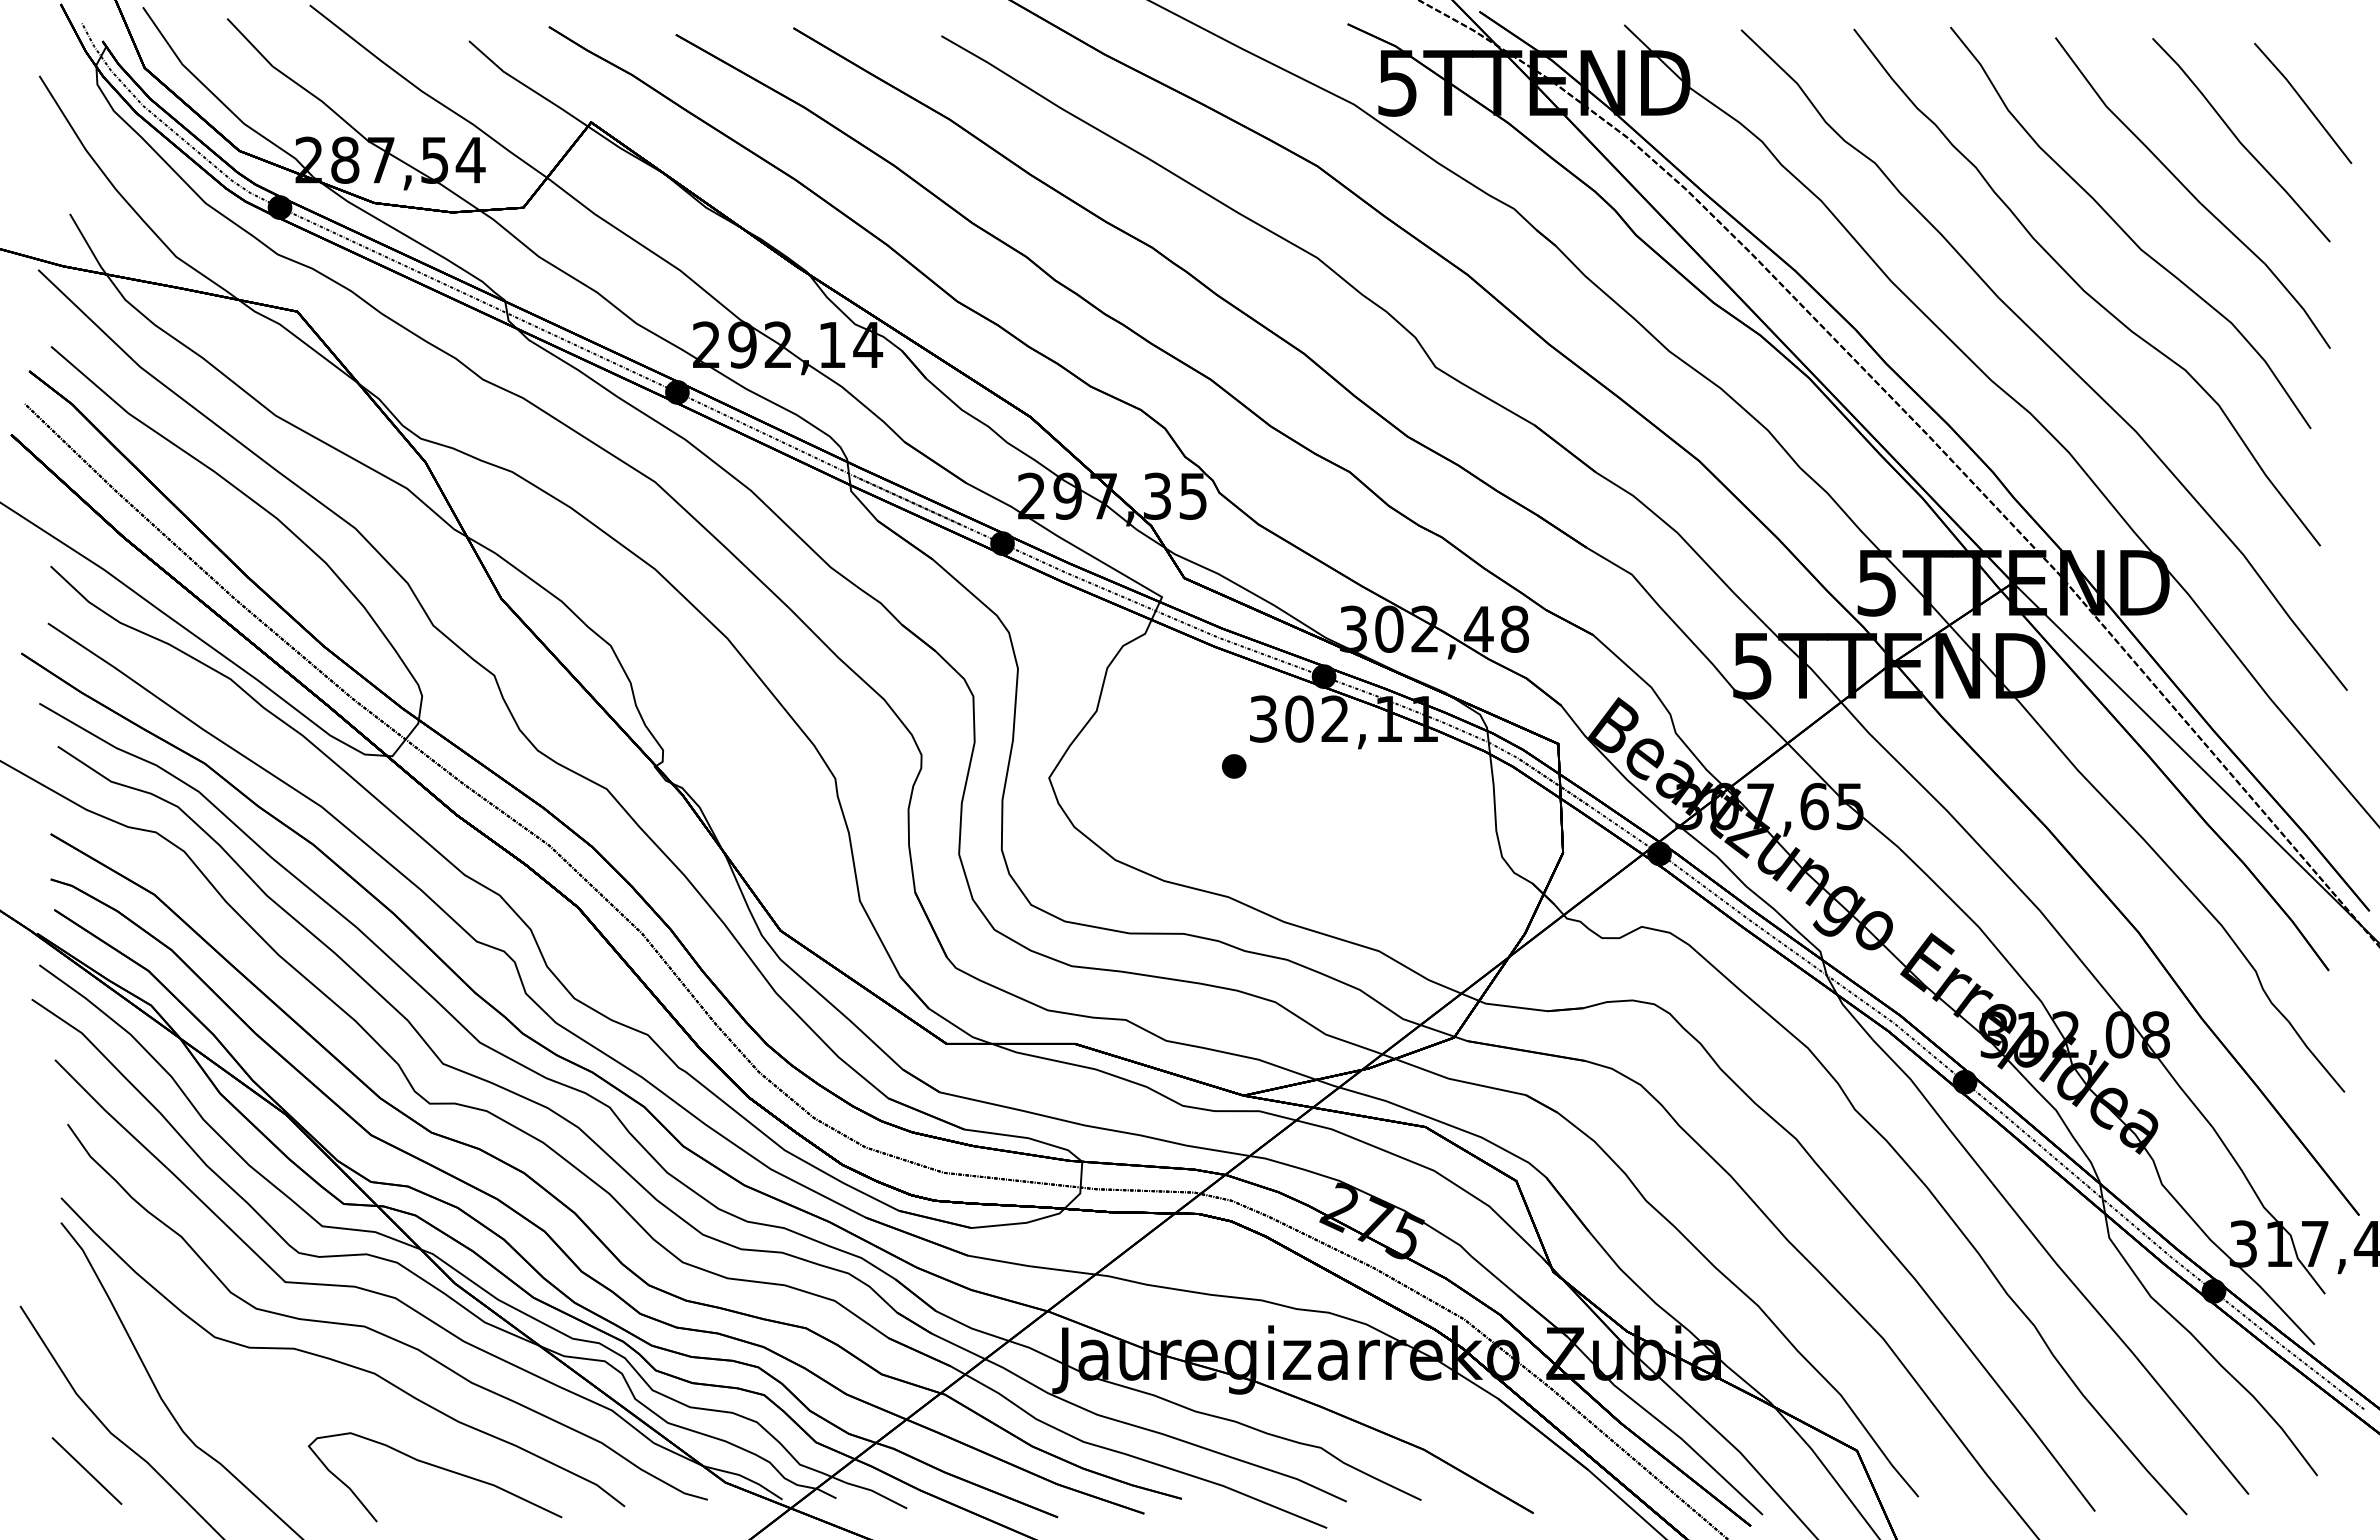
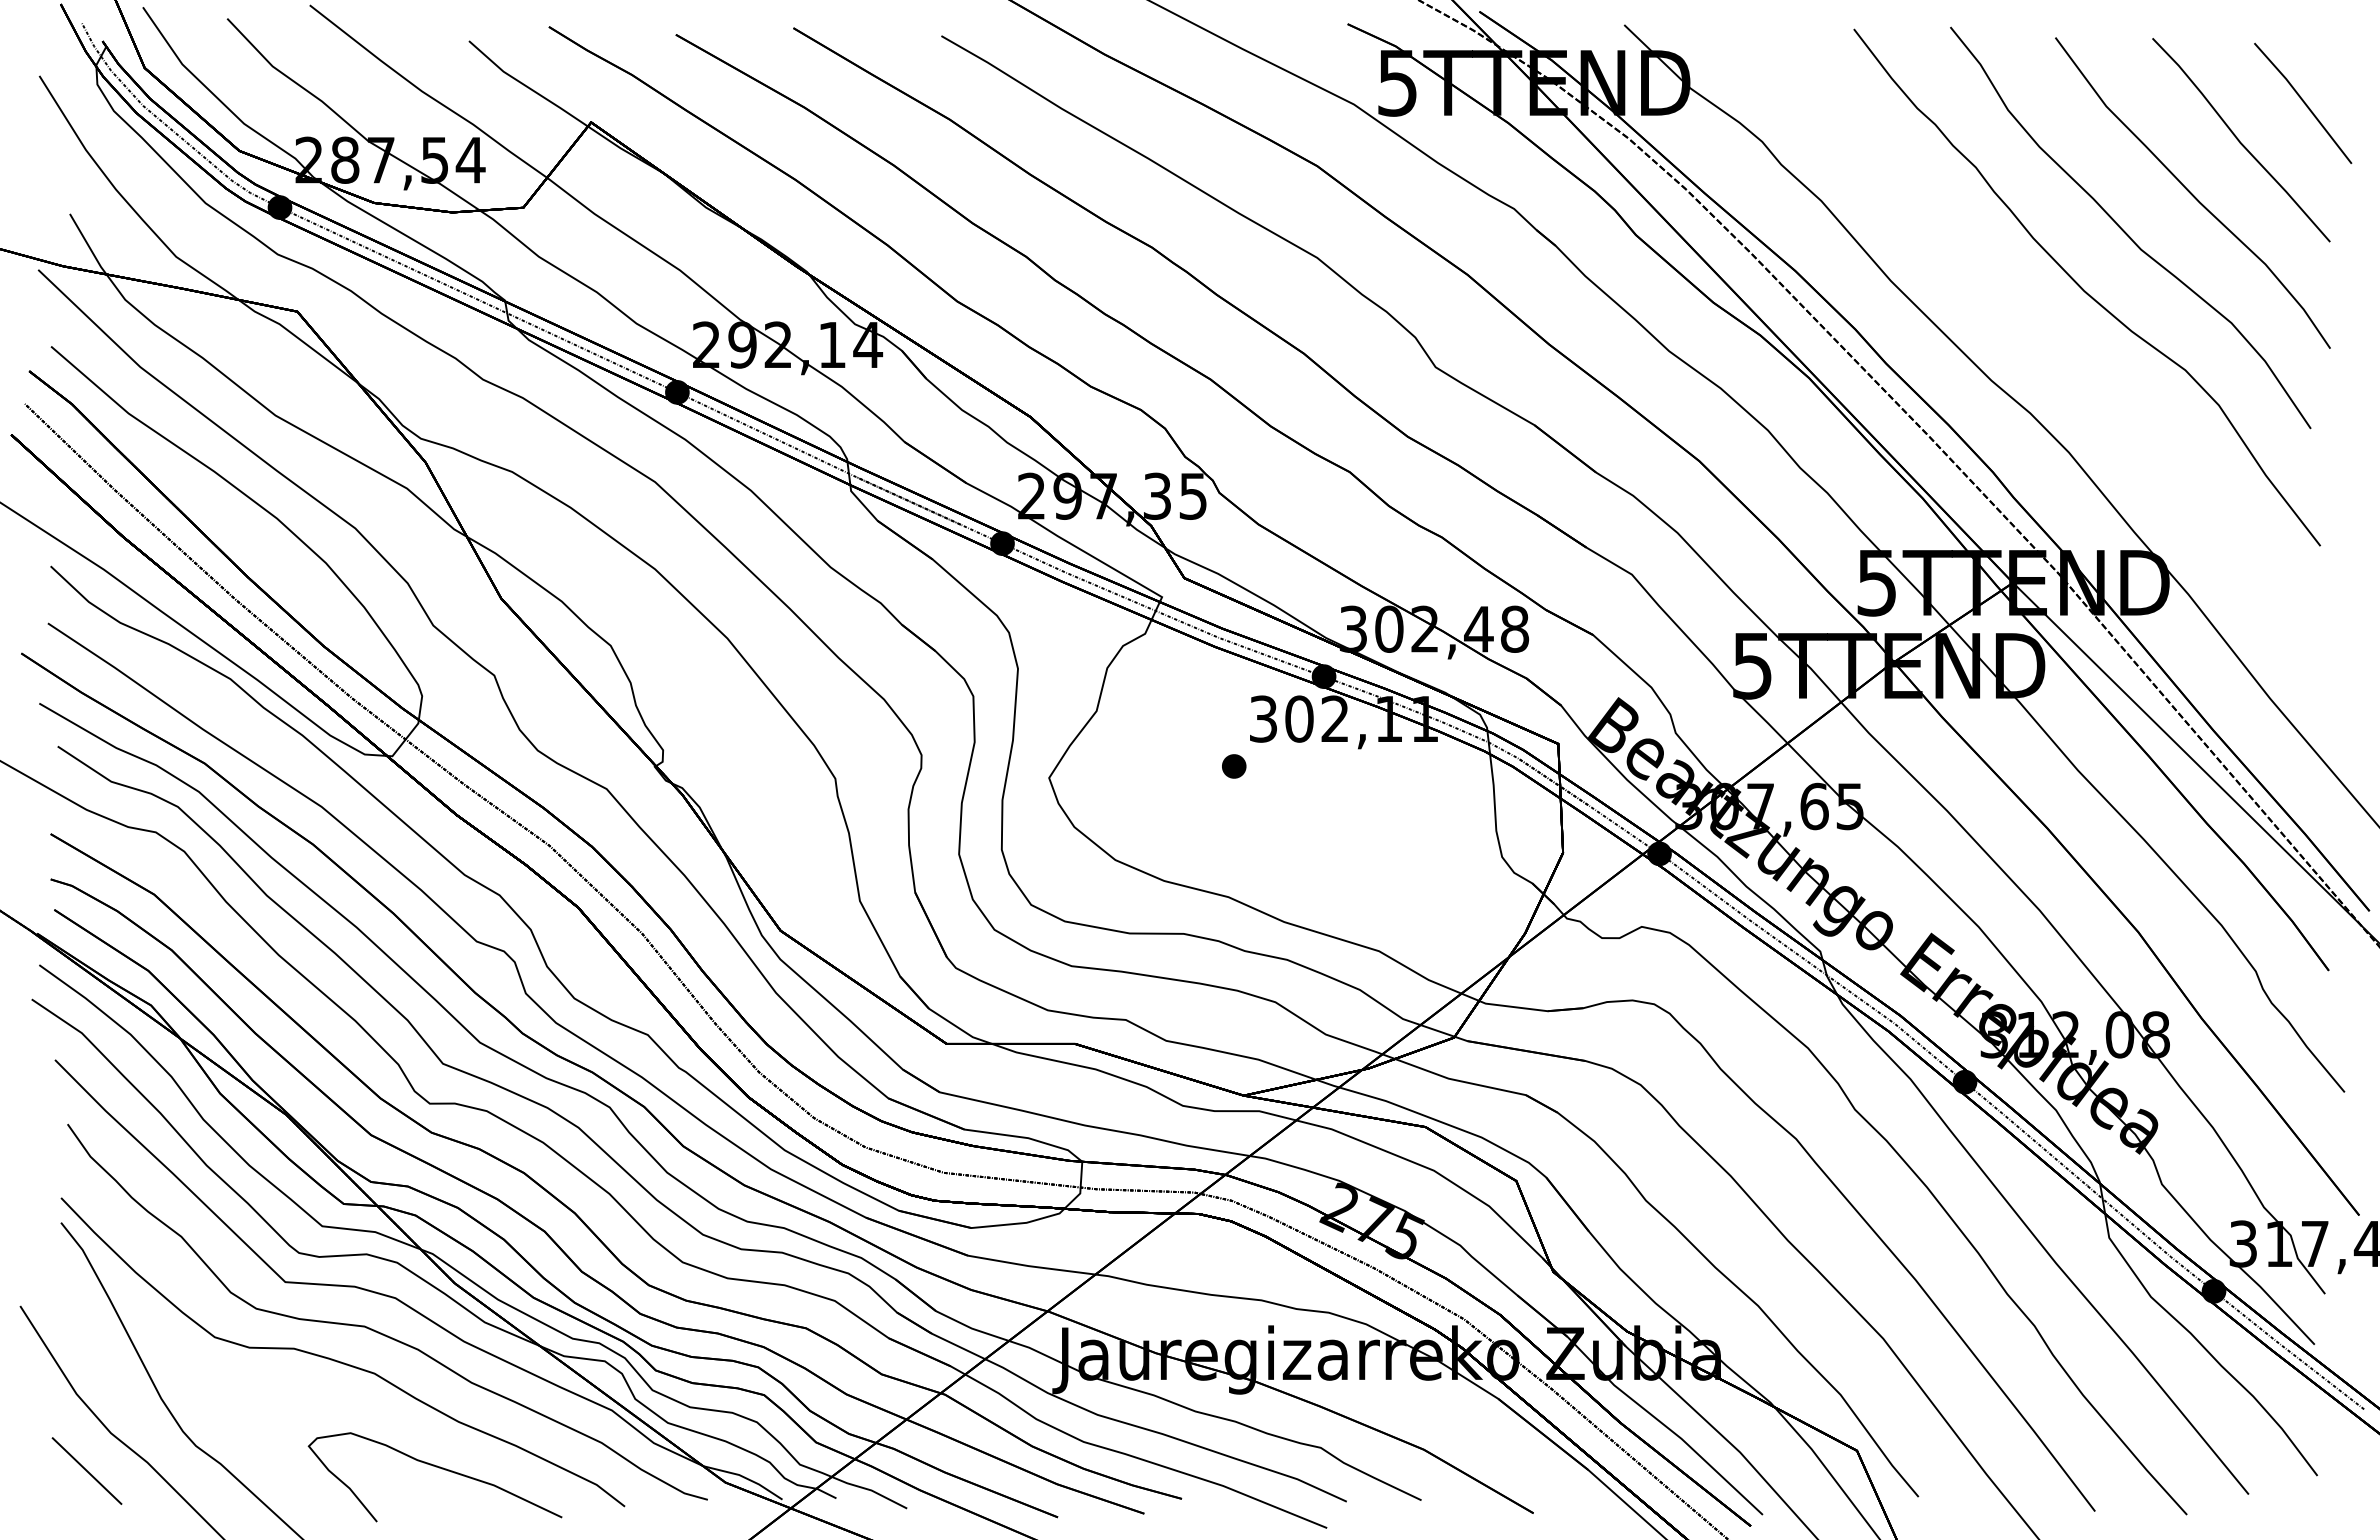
part: present -> none (2051, 350)
